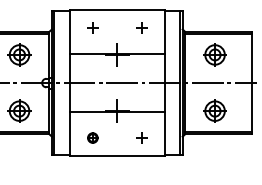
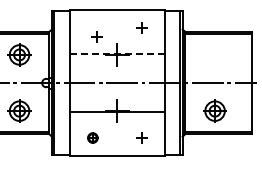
part position: (92, 27) -> (96, 36) (96, 36)
line: solid -> dashed (117, 53)
part: present -> none (214, 54)
